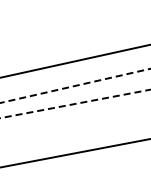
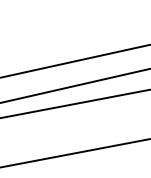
line: dashed -> solid (75, 85)
line: dashed -> solid (74, 104)
